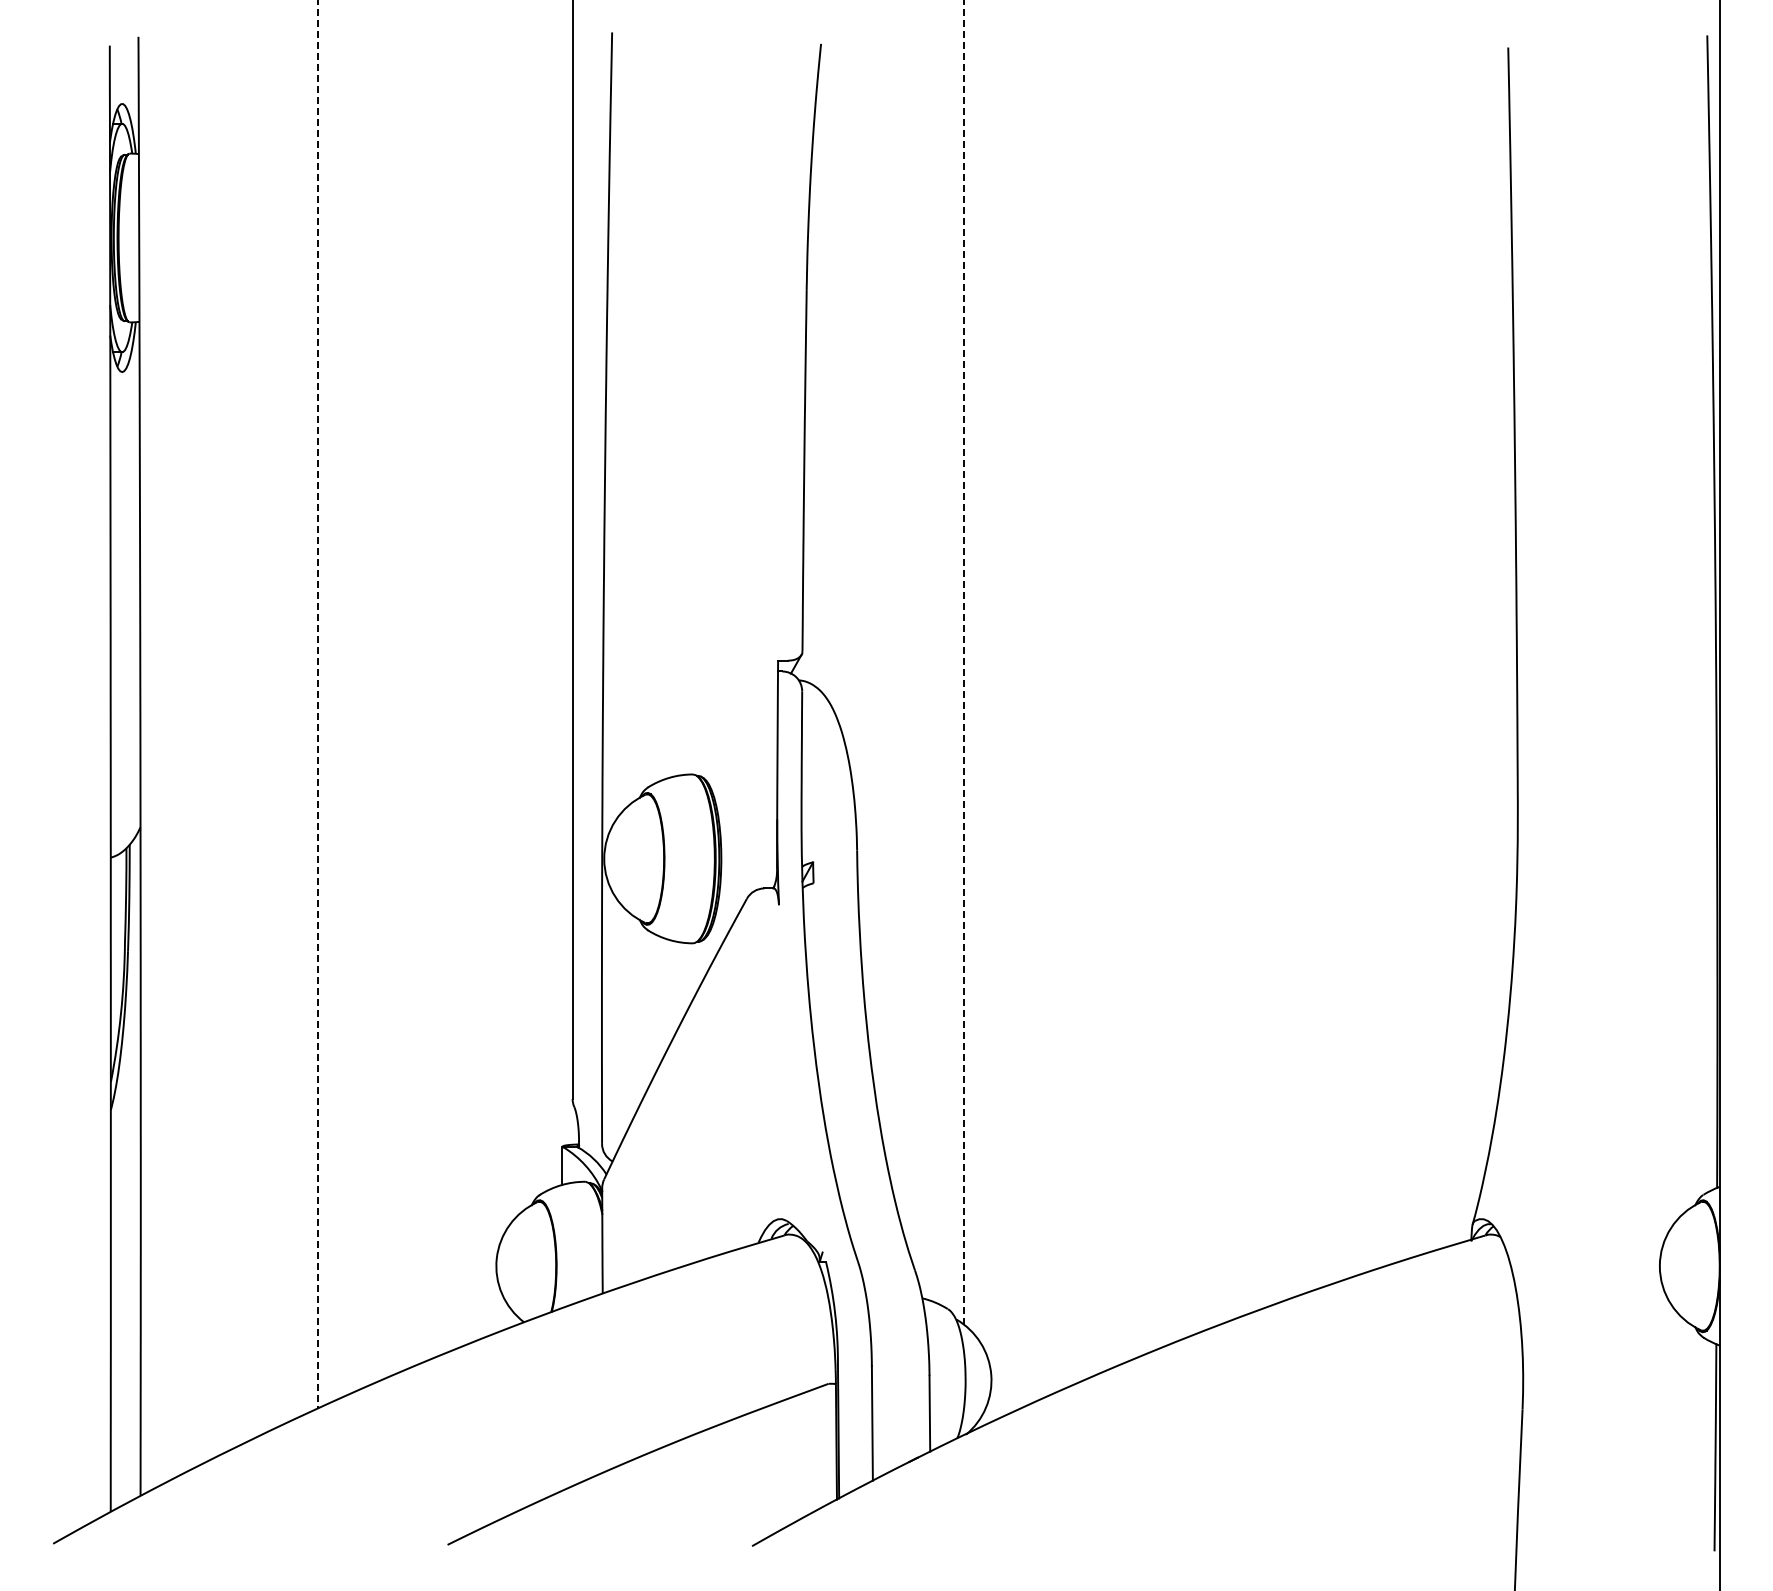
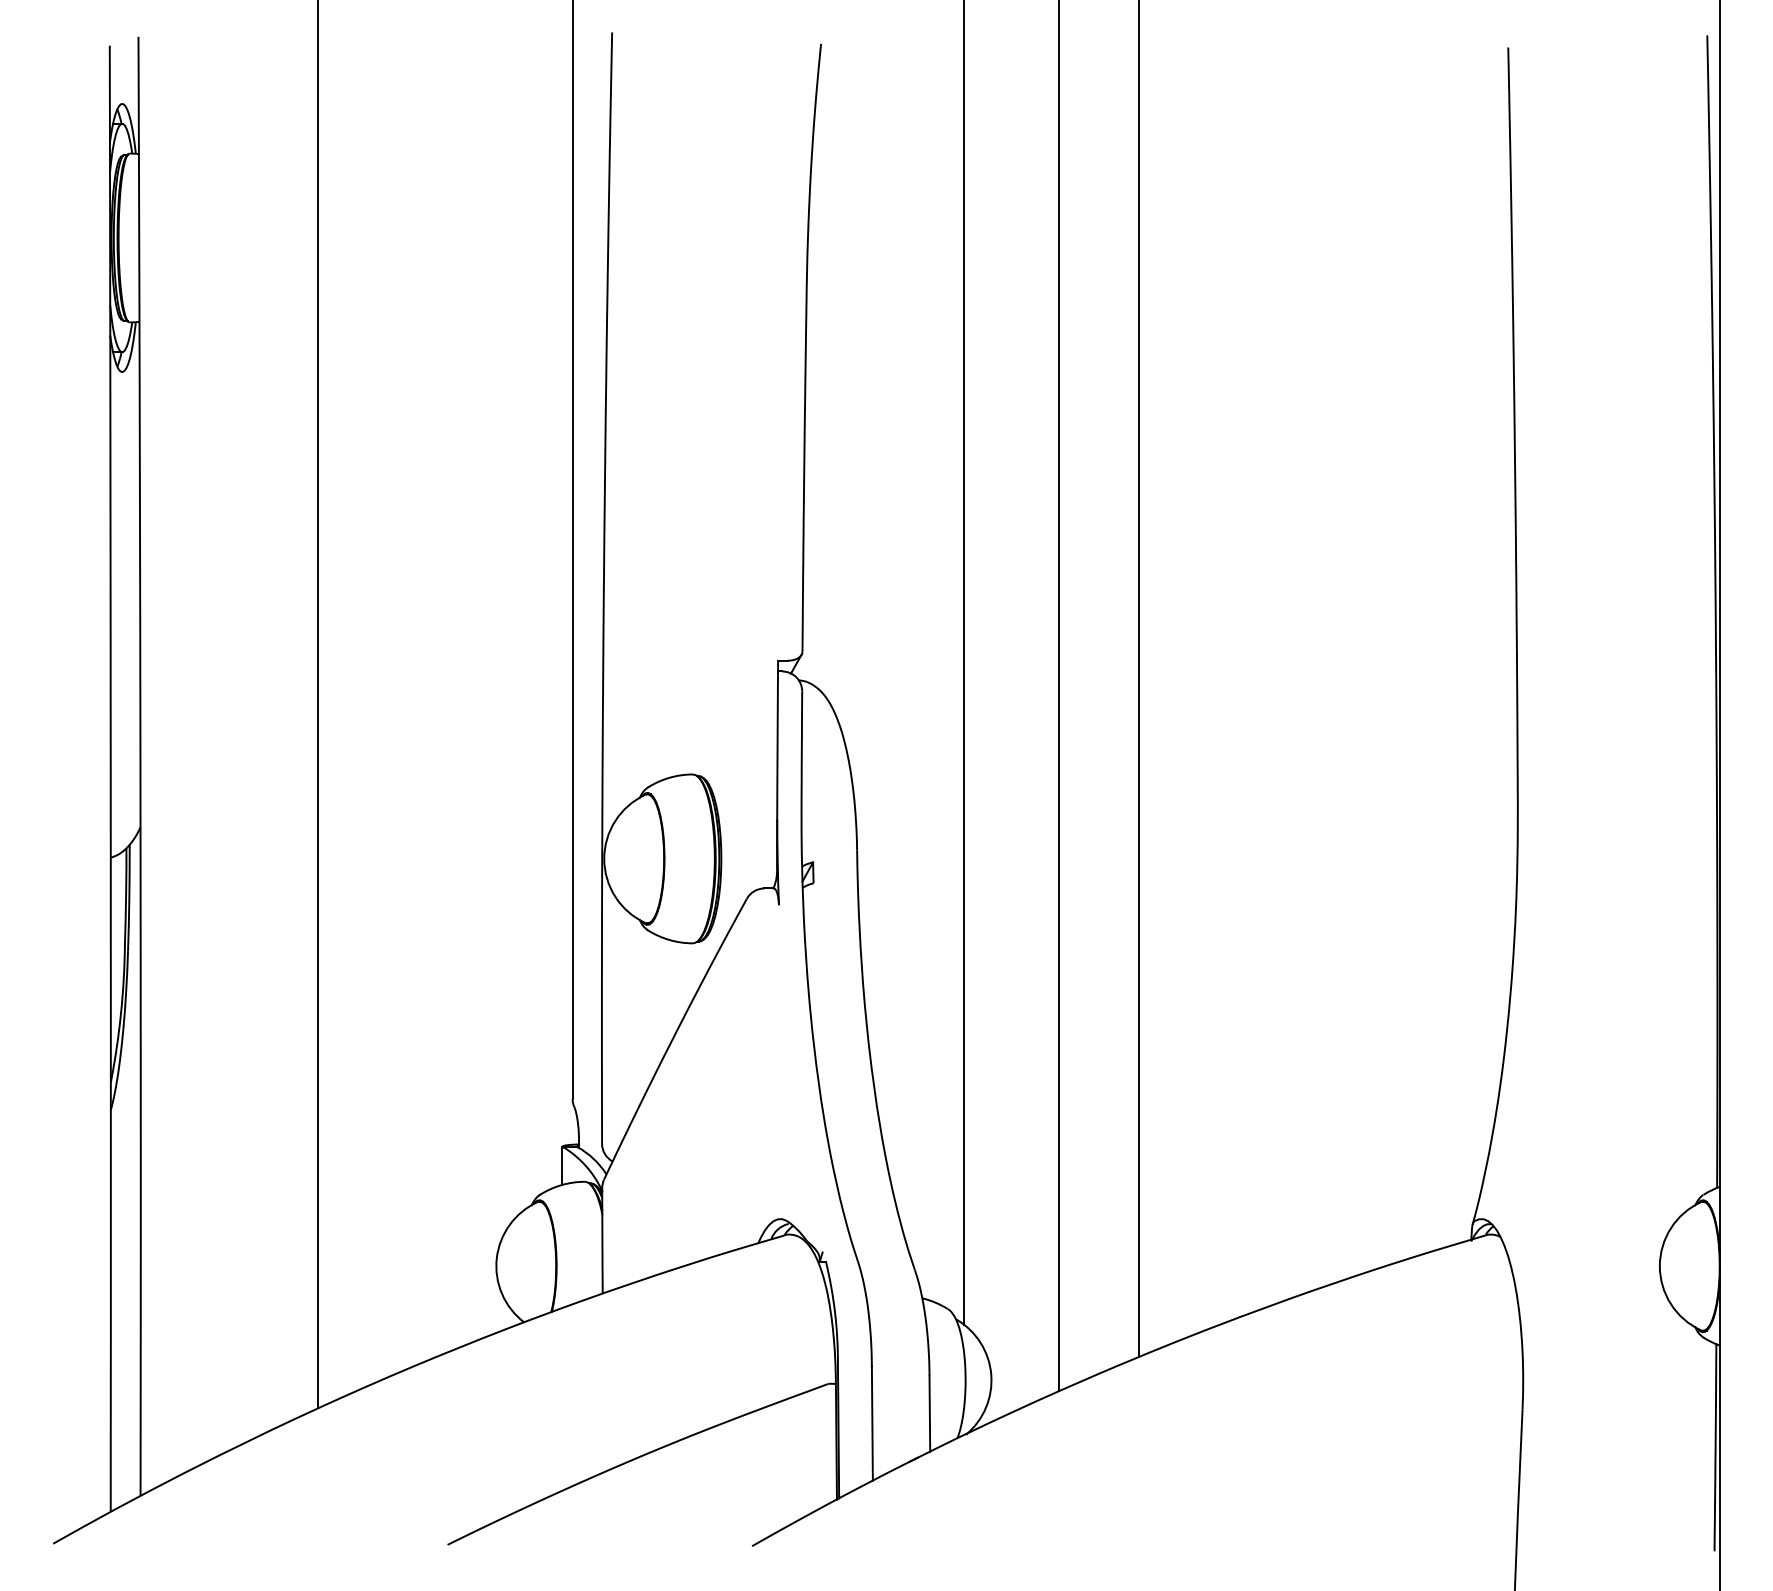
line: dashed -> solid (964, 661)
line: none -> present (1138, 679)
line: none -> present (1059, 696)
line: dashed -> solid (318, 704)
